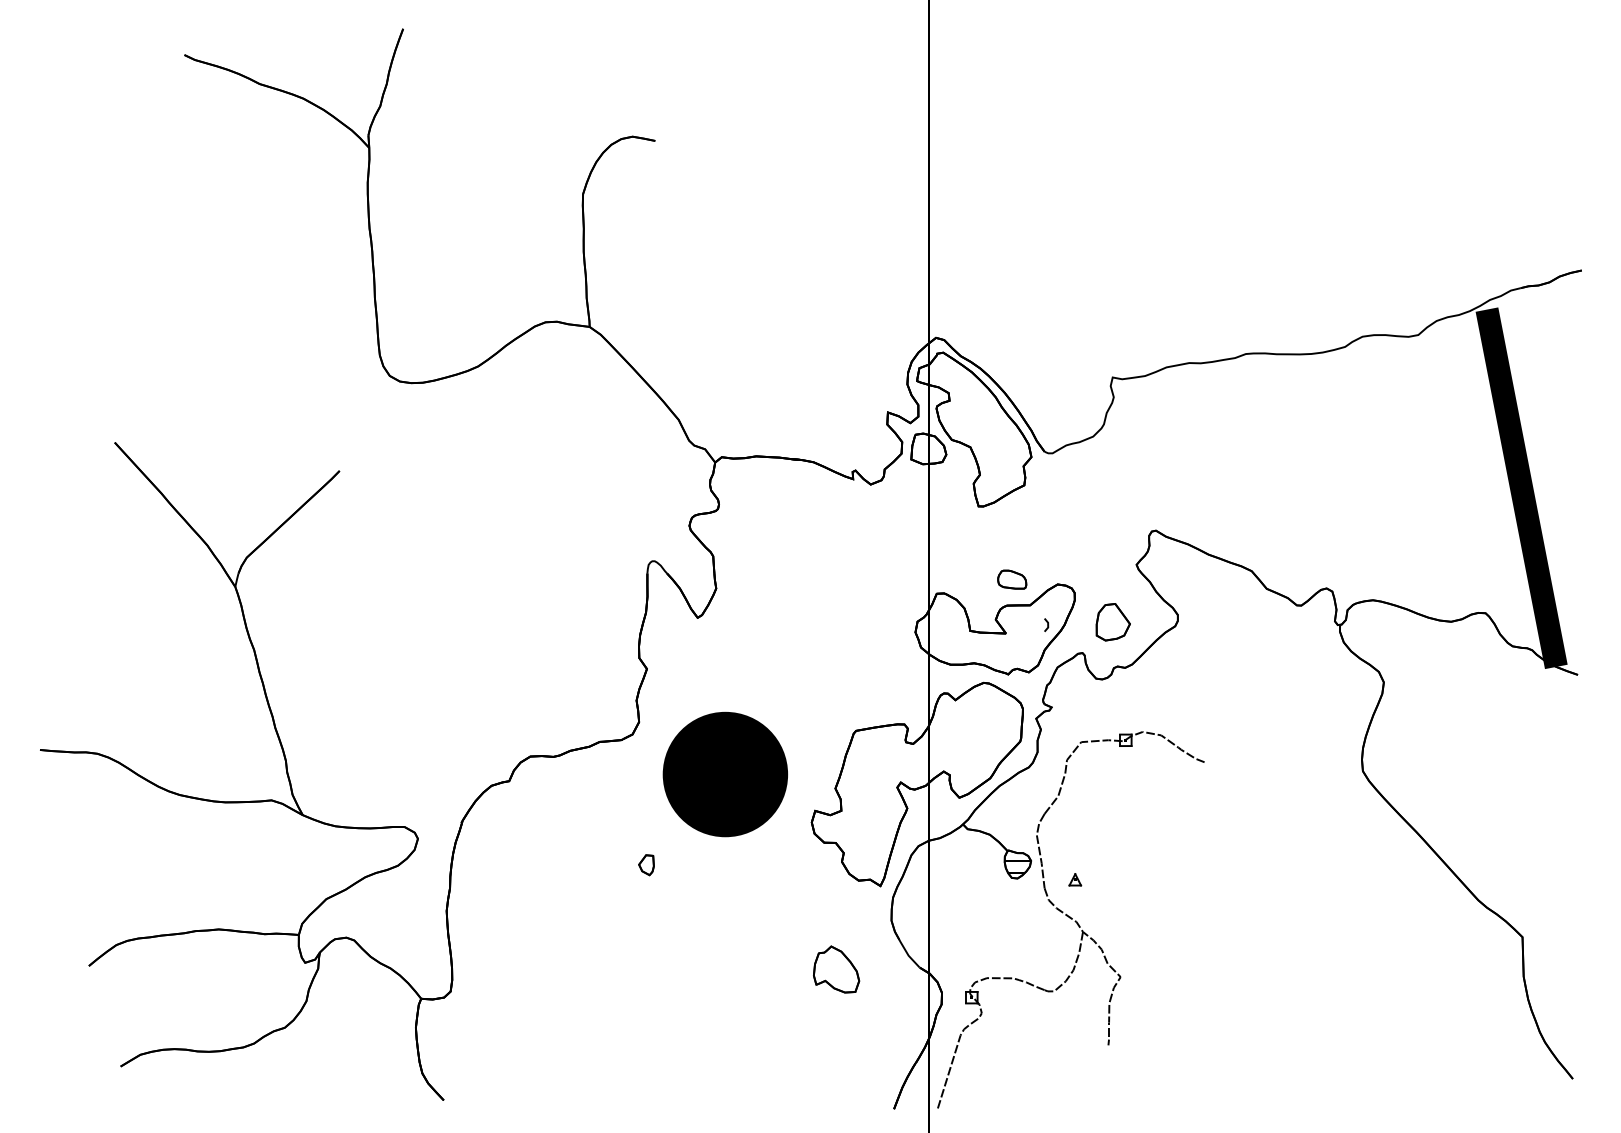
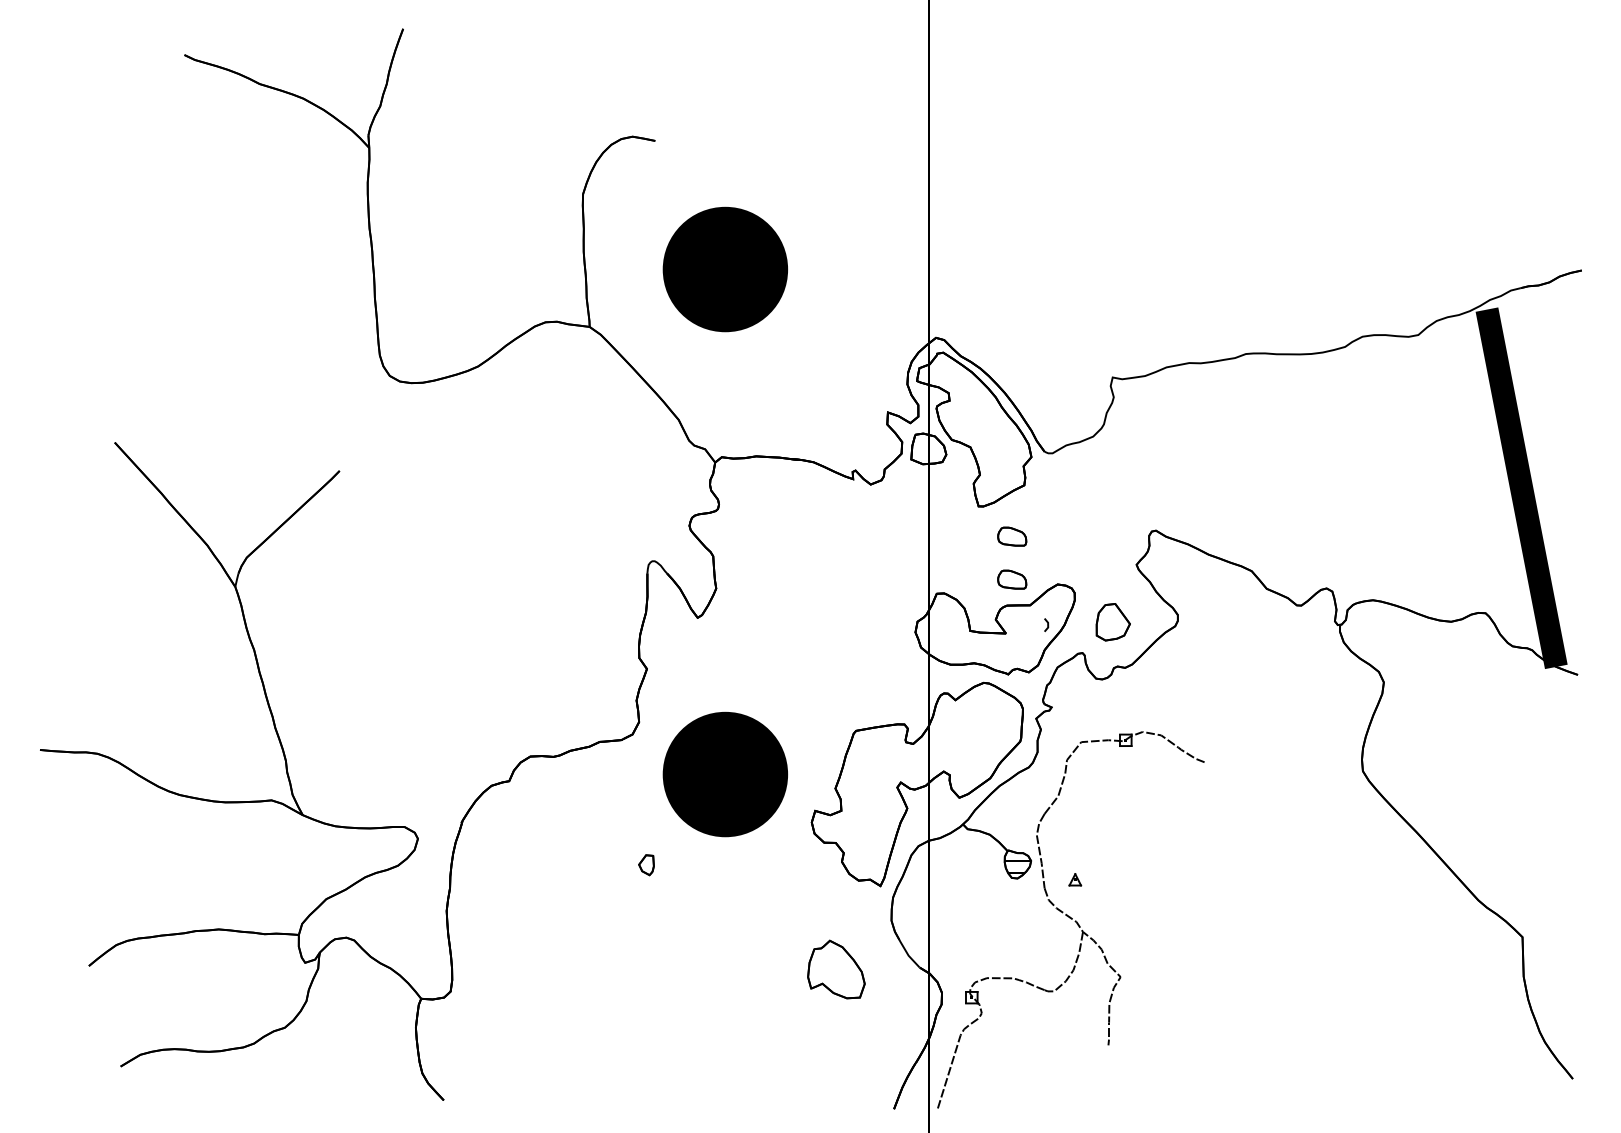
part: none -> present (724, 269)
part: none -> present (1012, 536)
part size: 48x49 px -> 59x61 px (836, 969)
